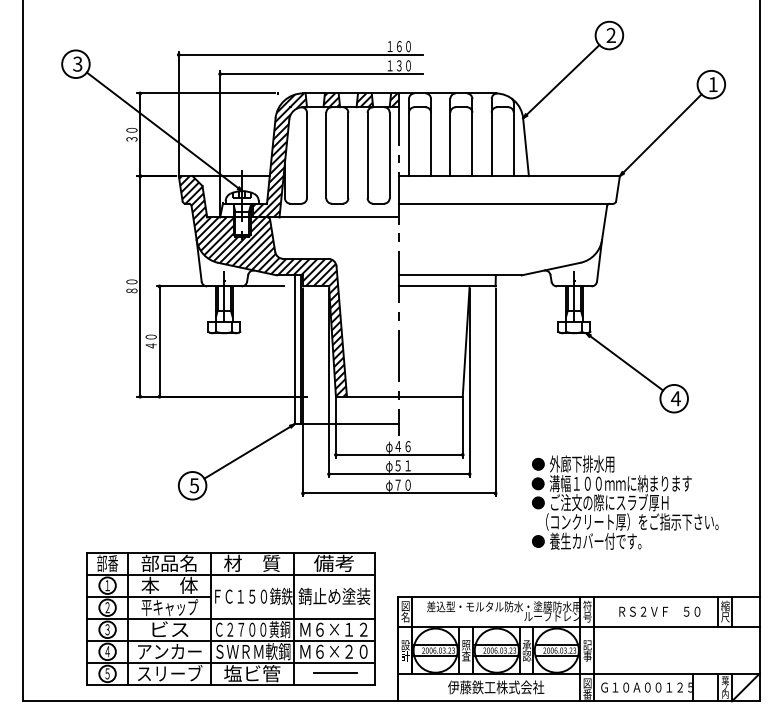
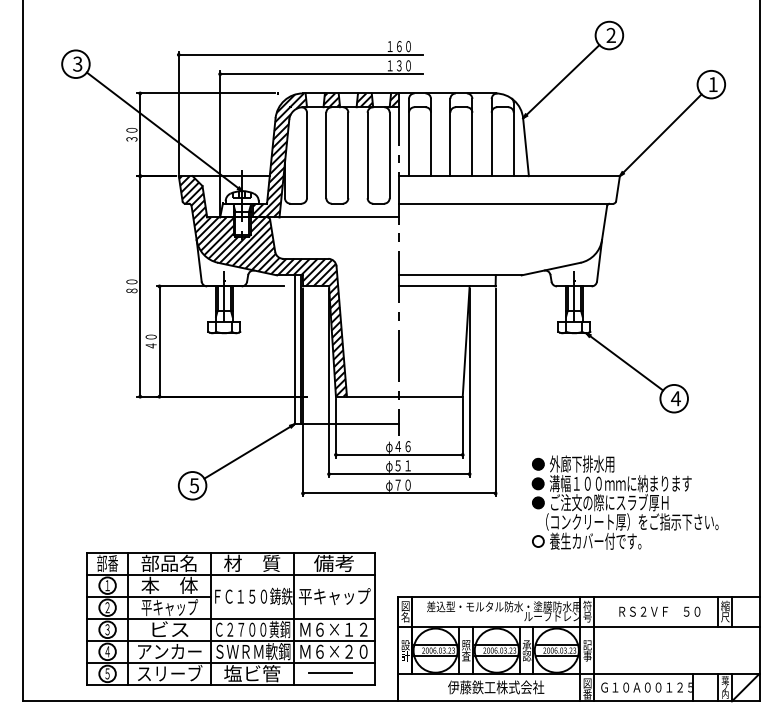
hatch: present -> none (537, 541)
text: 錆止め塗装 -> 平キャップ (334, 596)
line position: (335, 672) -> (330, 672) (330, 672)
